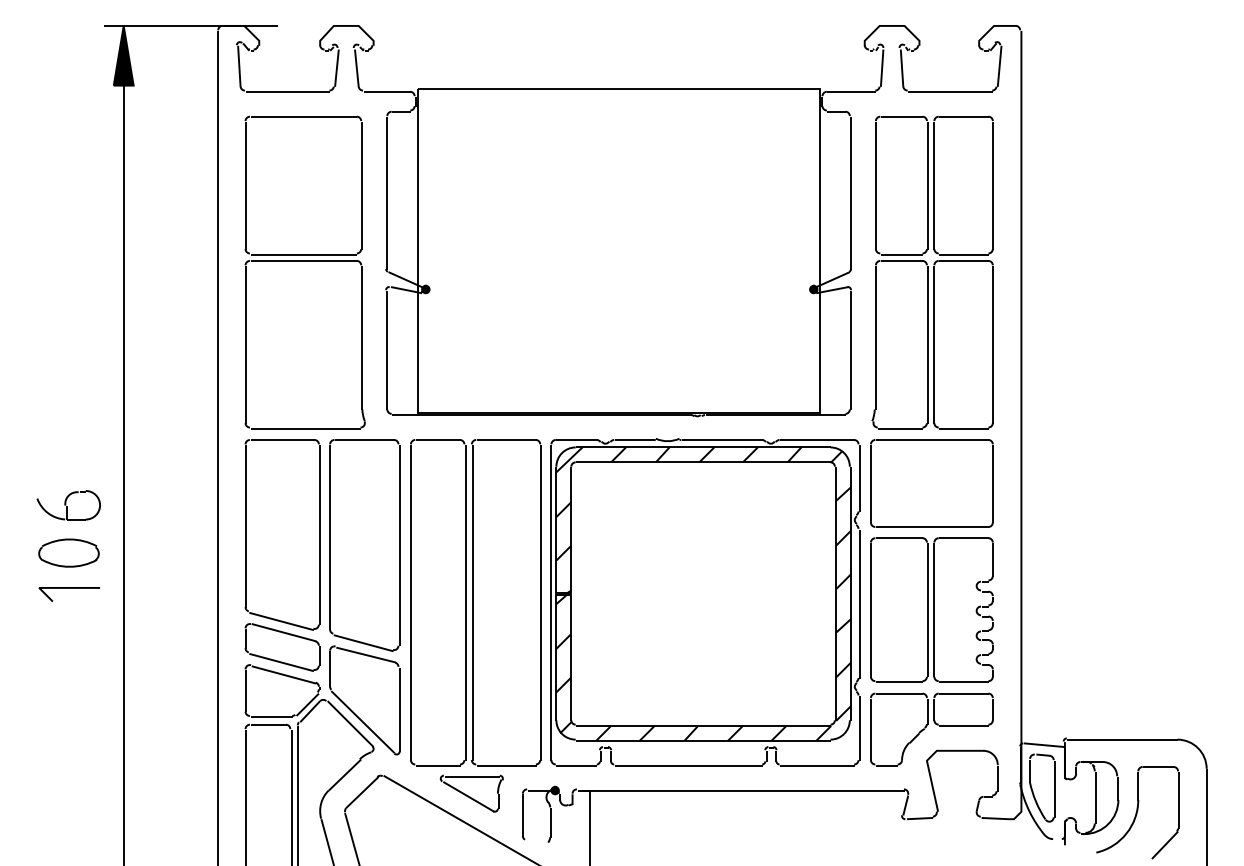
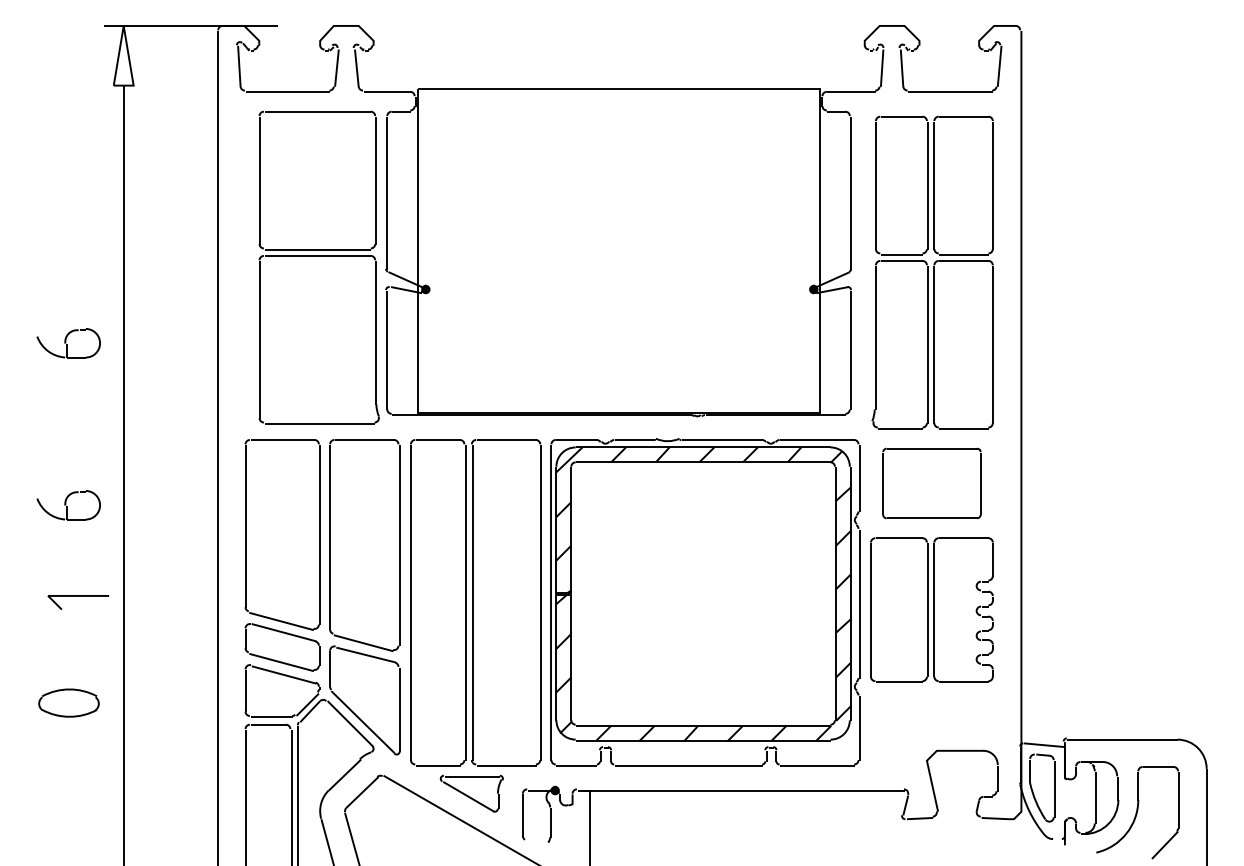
fill: present -> none (123, 55)
part position: (304, 261) -> (318, 256) (318, 256)
part: none -> present (68, 343)
part size: 124x89 px -> 100x73 px (931, 483)
part position: (68, 552) -> (68, 702) (68, 702)
curve position: (68, 588) -> (77, 596) (77, 596)
part: present -> none (931, 729)
